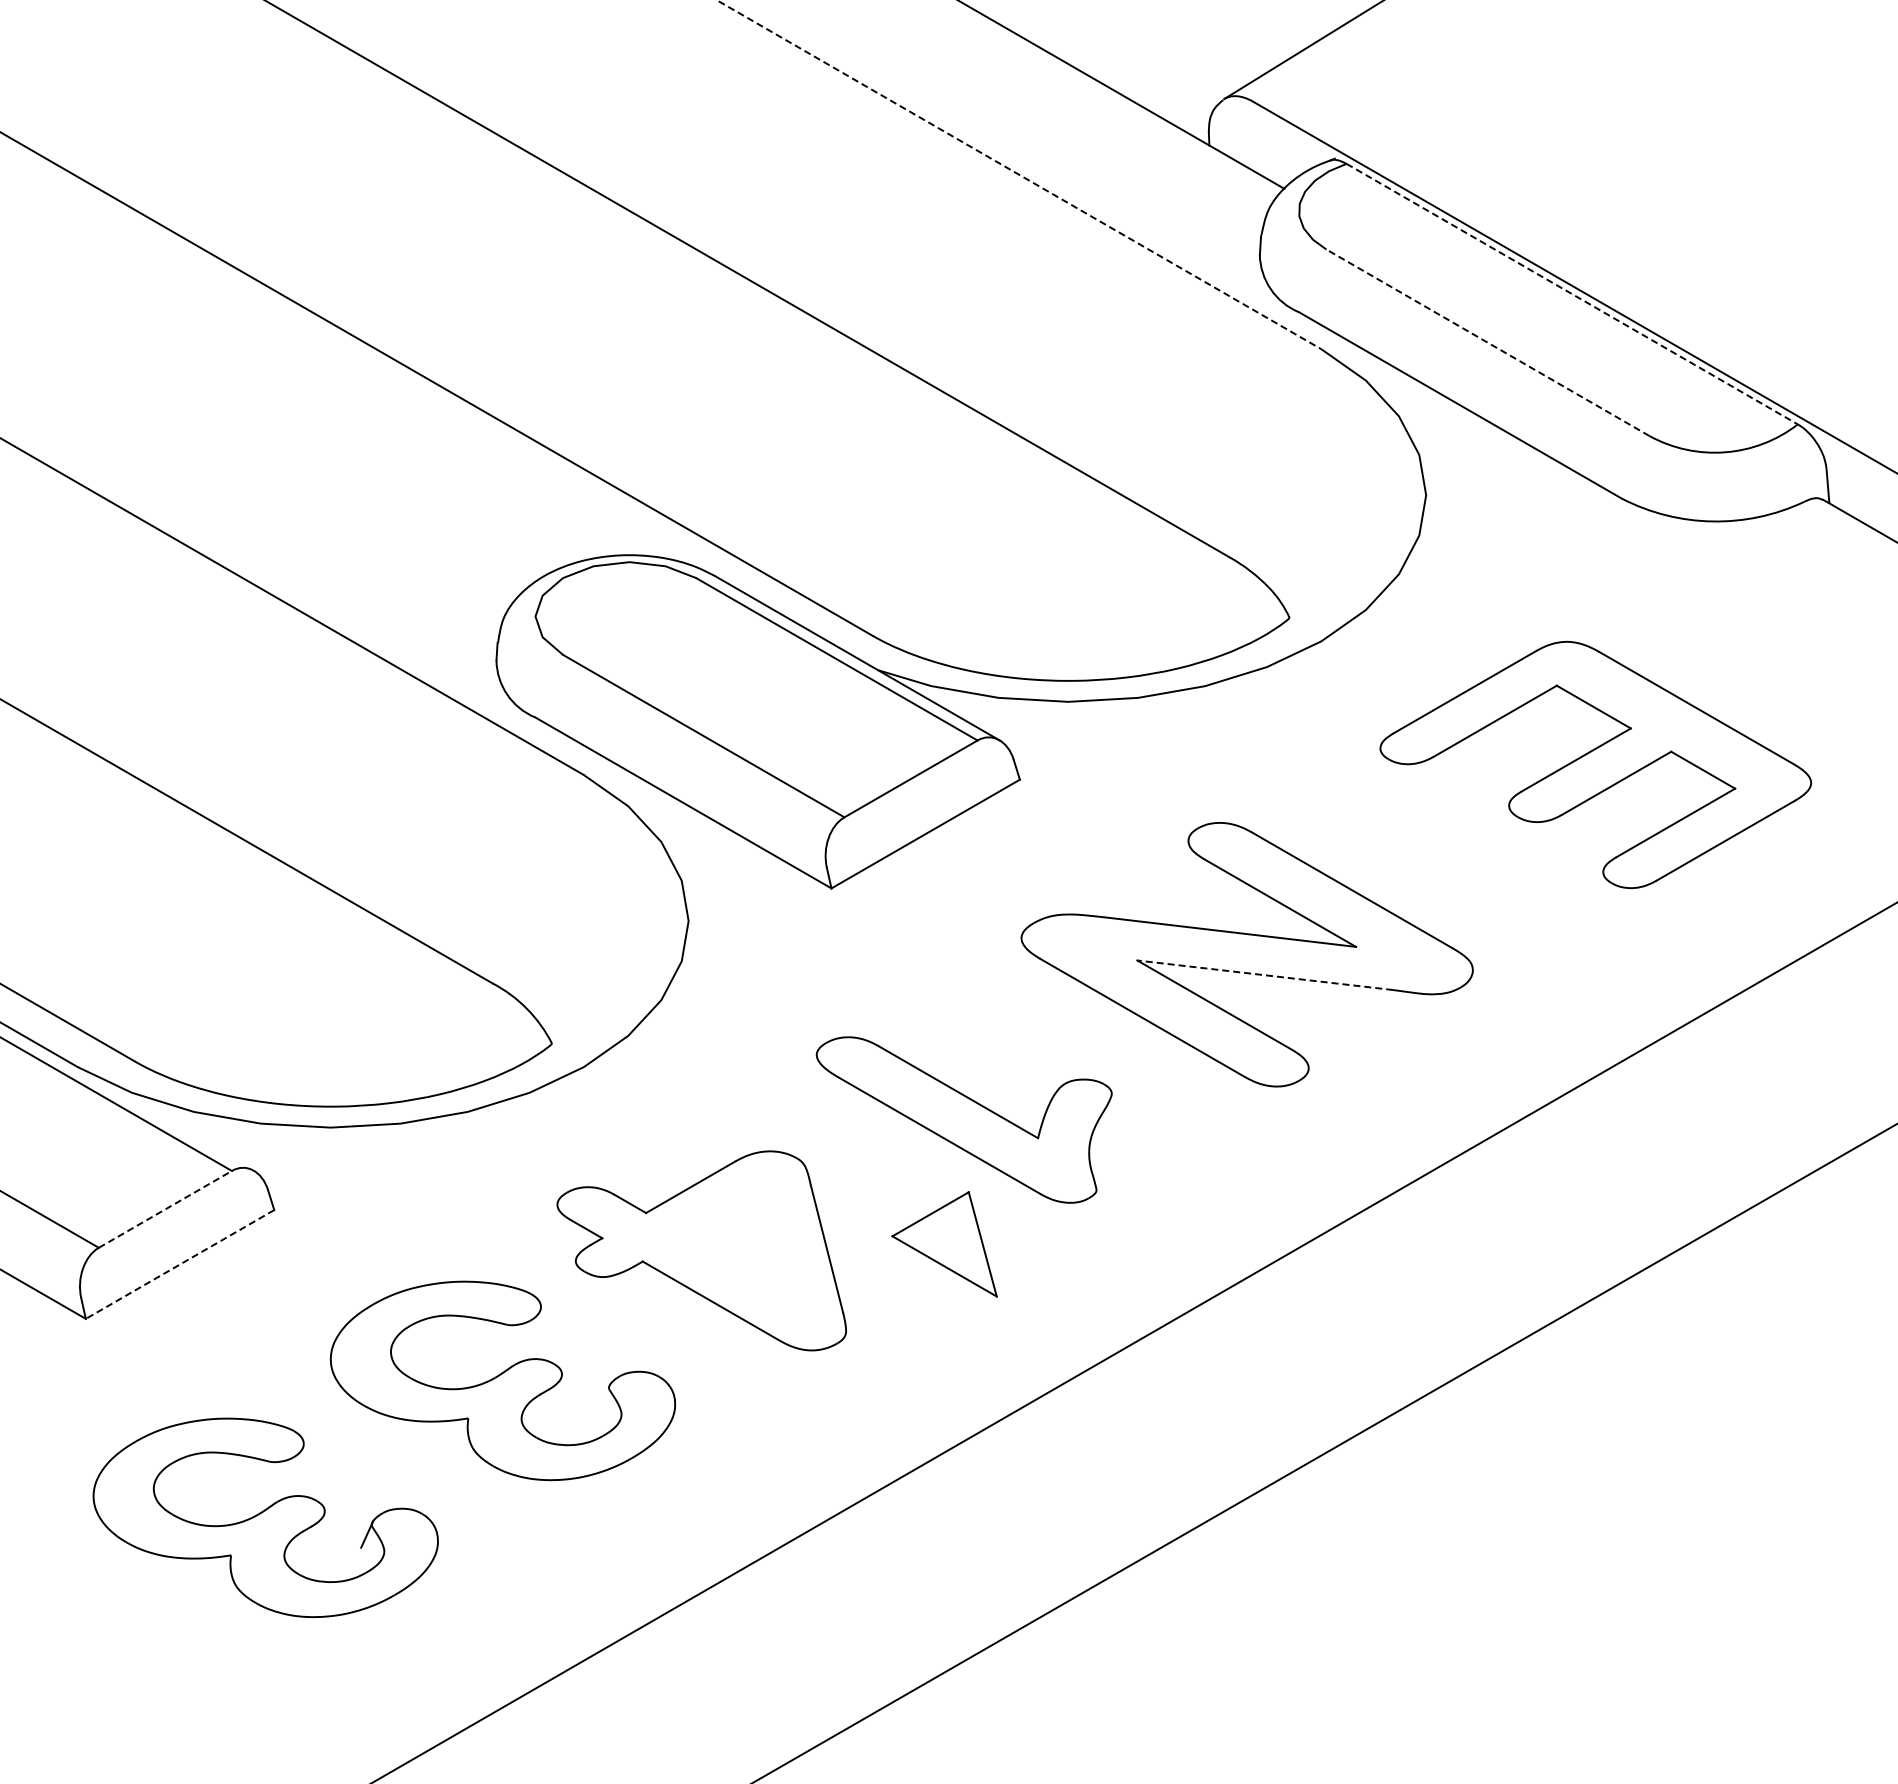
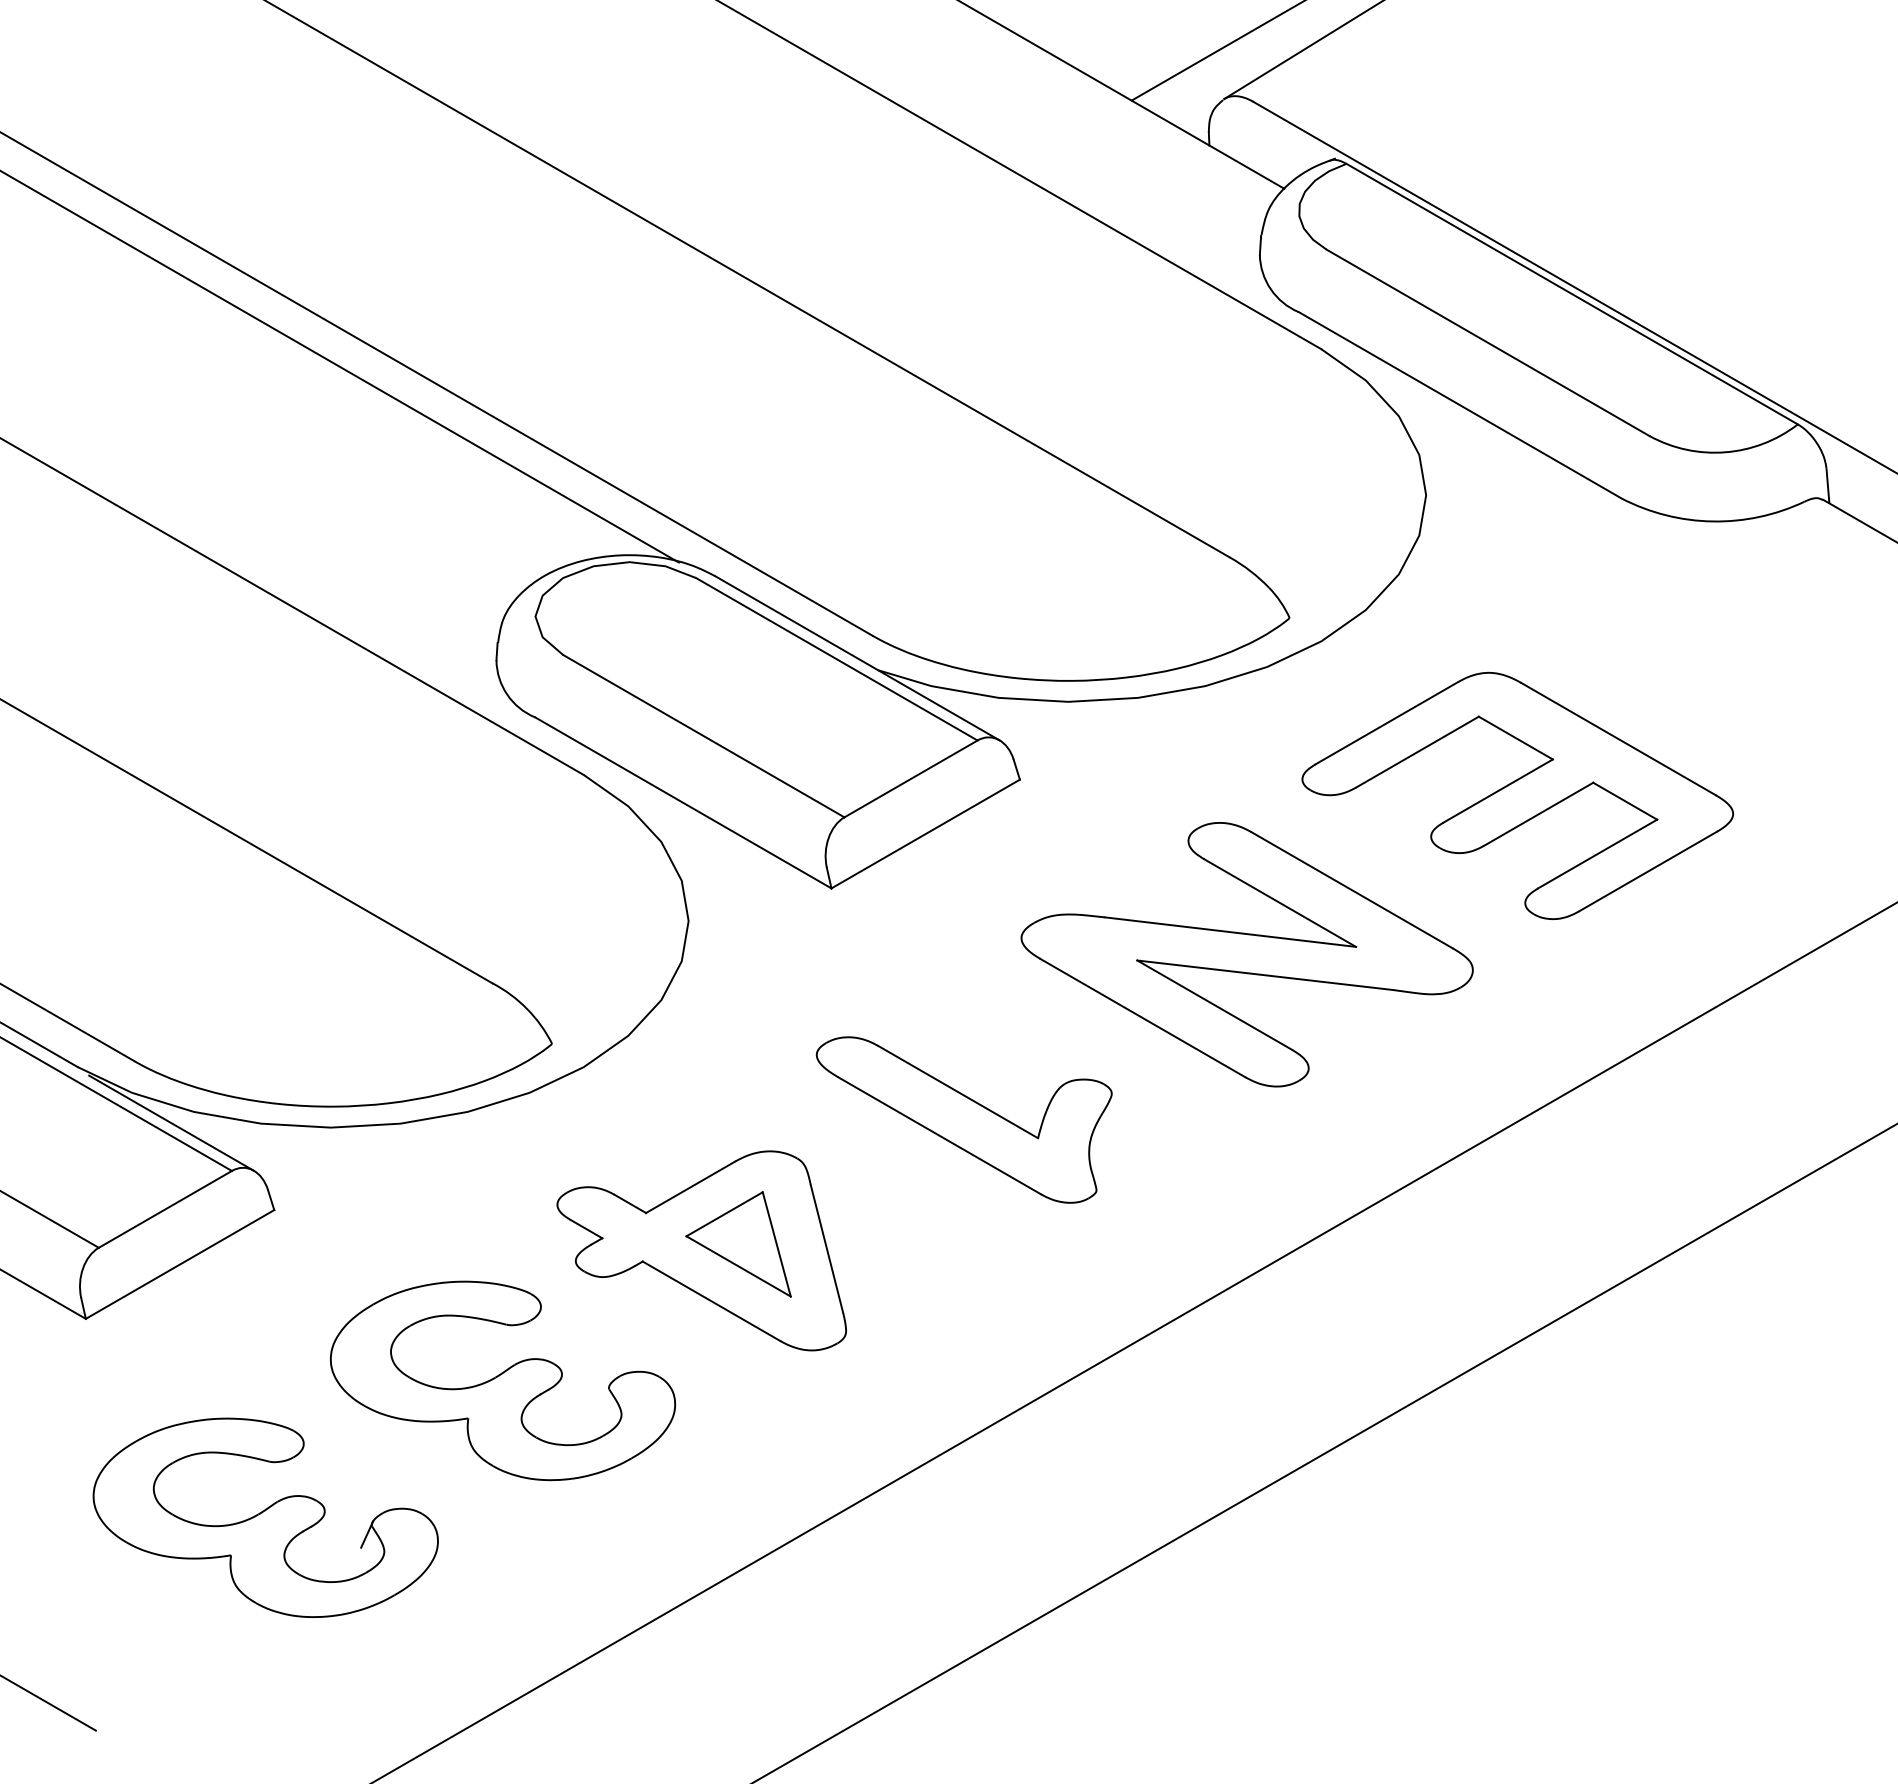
line: none -> present (1216, 51)
line: dashed -> solid (1019, 174)
line: dashed -> solid (1572, 294)
line: dashed -> solid (1487, 342)
line: none -> present (340, 366)
part position: (1595, 764) -> (1517, 795) (1517, 795)
line: dashed -> solid (1265, 975)
line: none -> present (171, 1122)
line: dashed -> solid (165, 1209)
part position: (944, 1244) -> (738, 1244) (738, 1244)
line: dashed -> solid (180, 1264)
line: none -> present (48, 1703)
